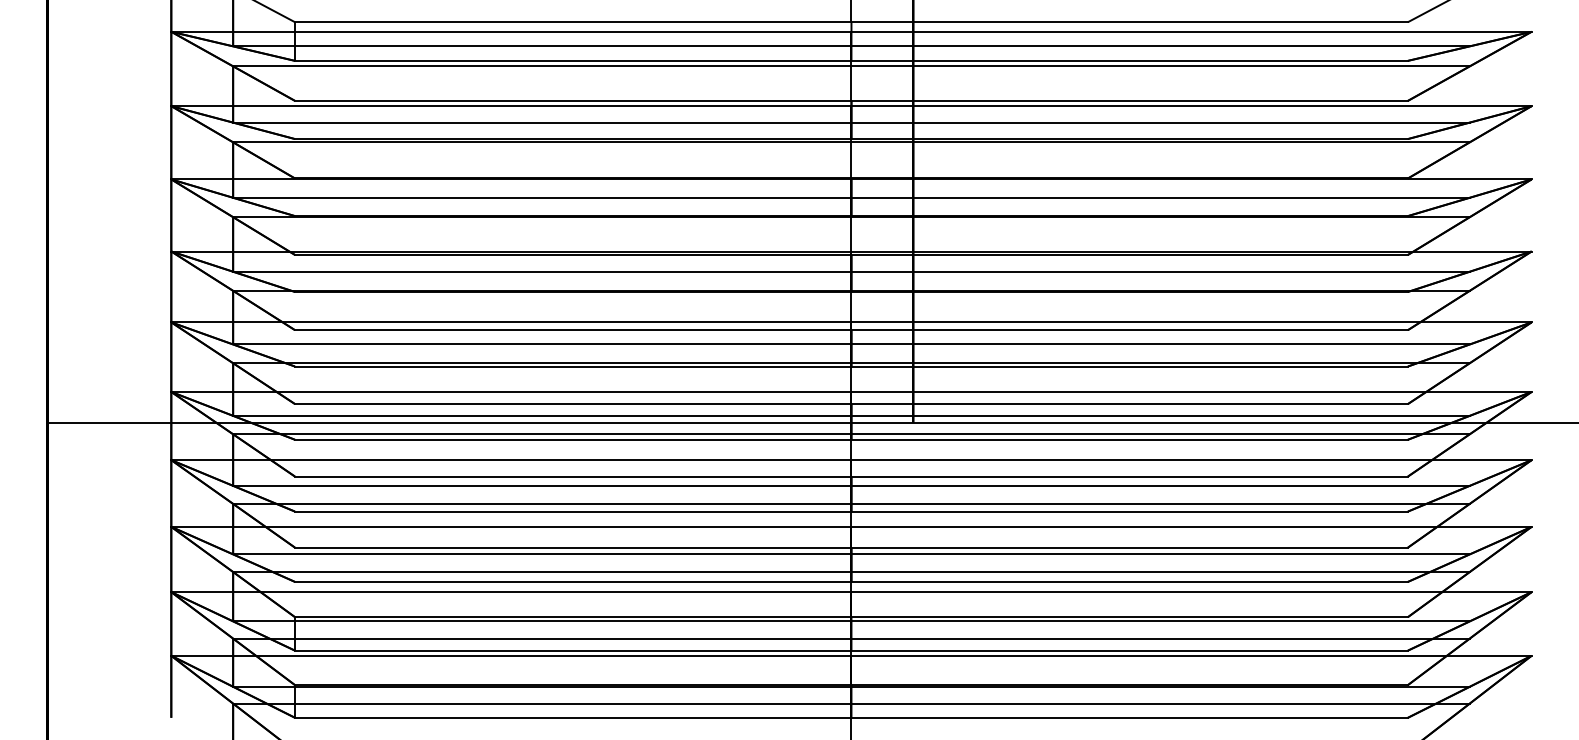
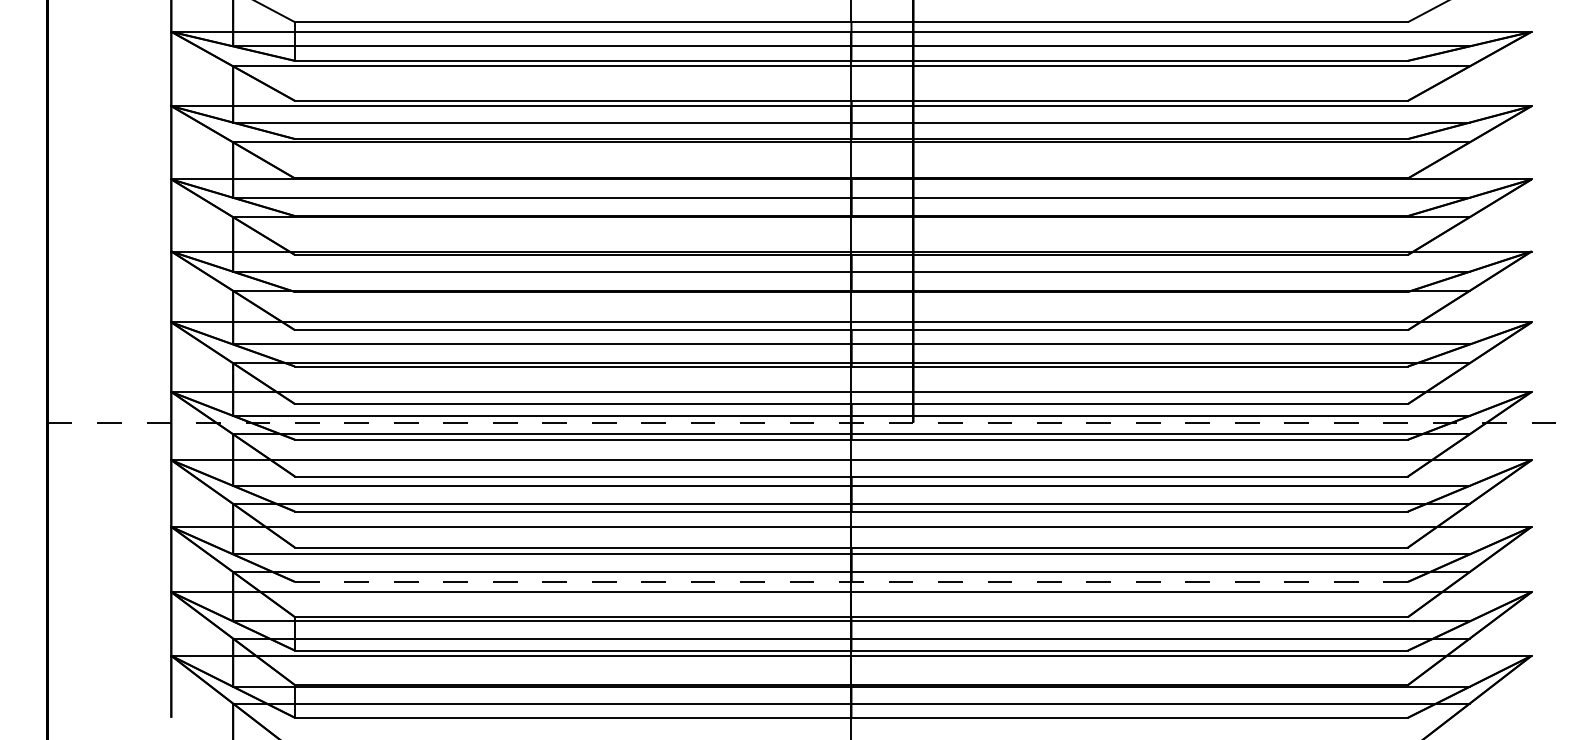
line: solid -> dashed (813, 422)
line: solid -> dashed (851, 581)
